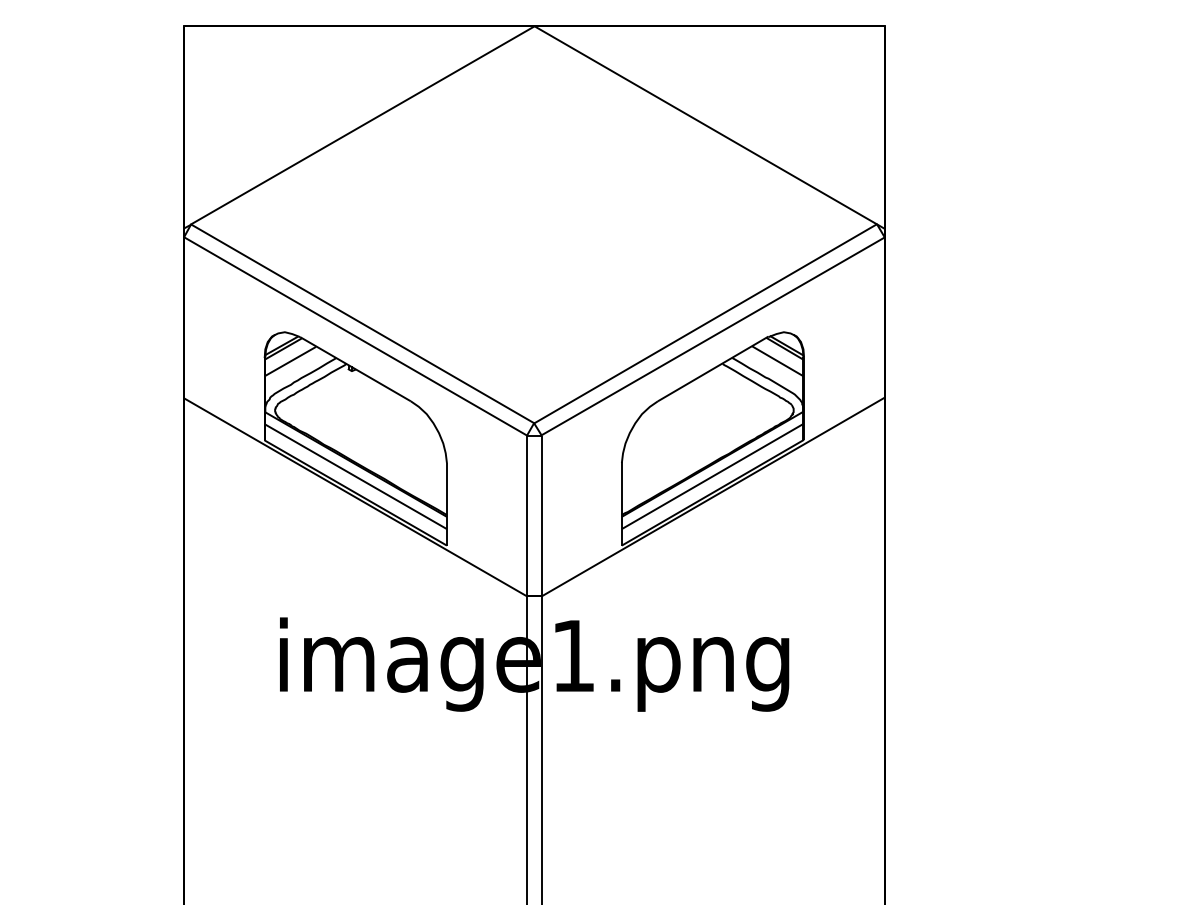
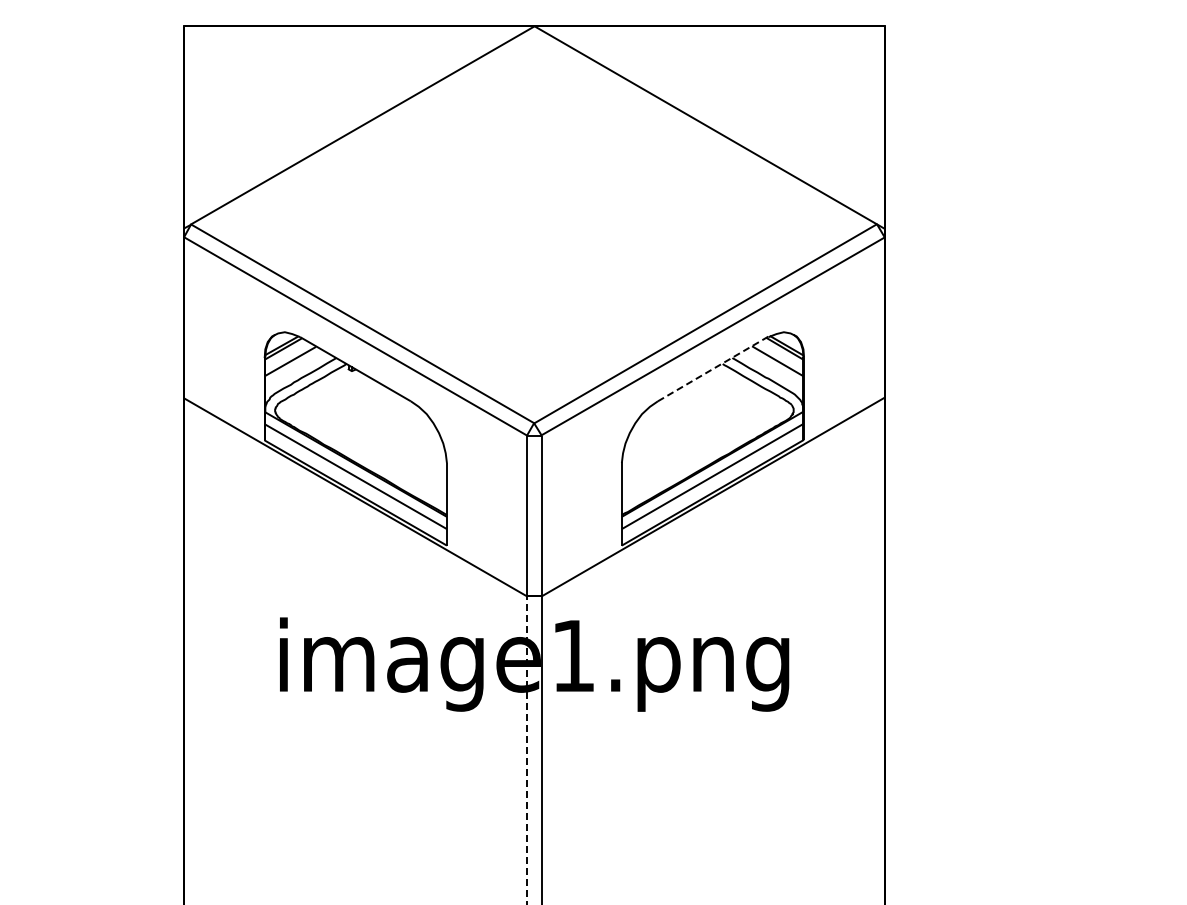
line: solid -> dashed (713, 368)
line: solid -> dashed (527, 749)
